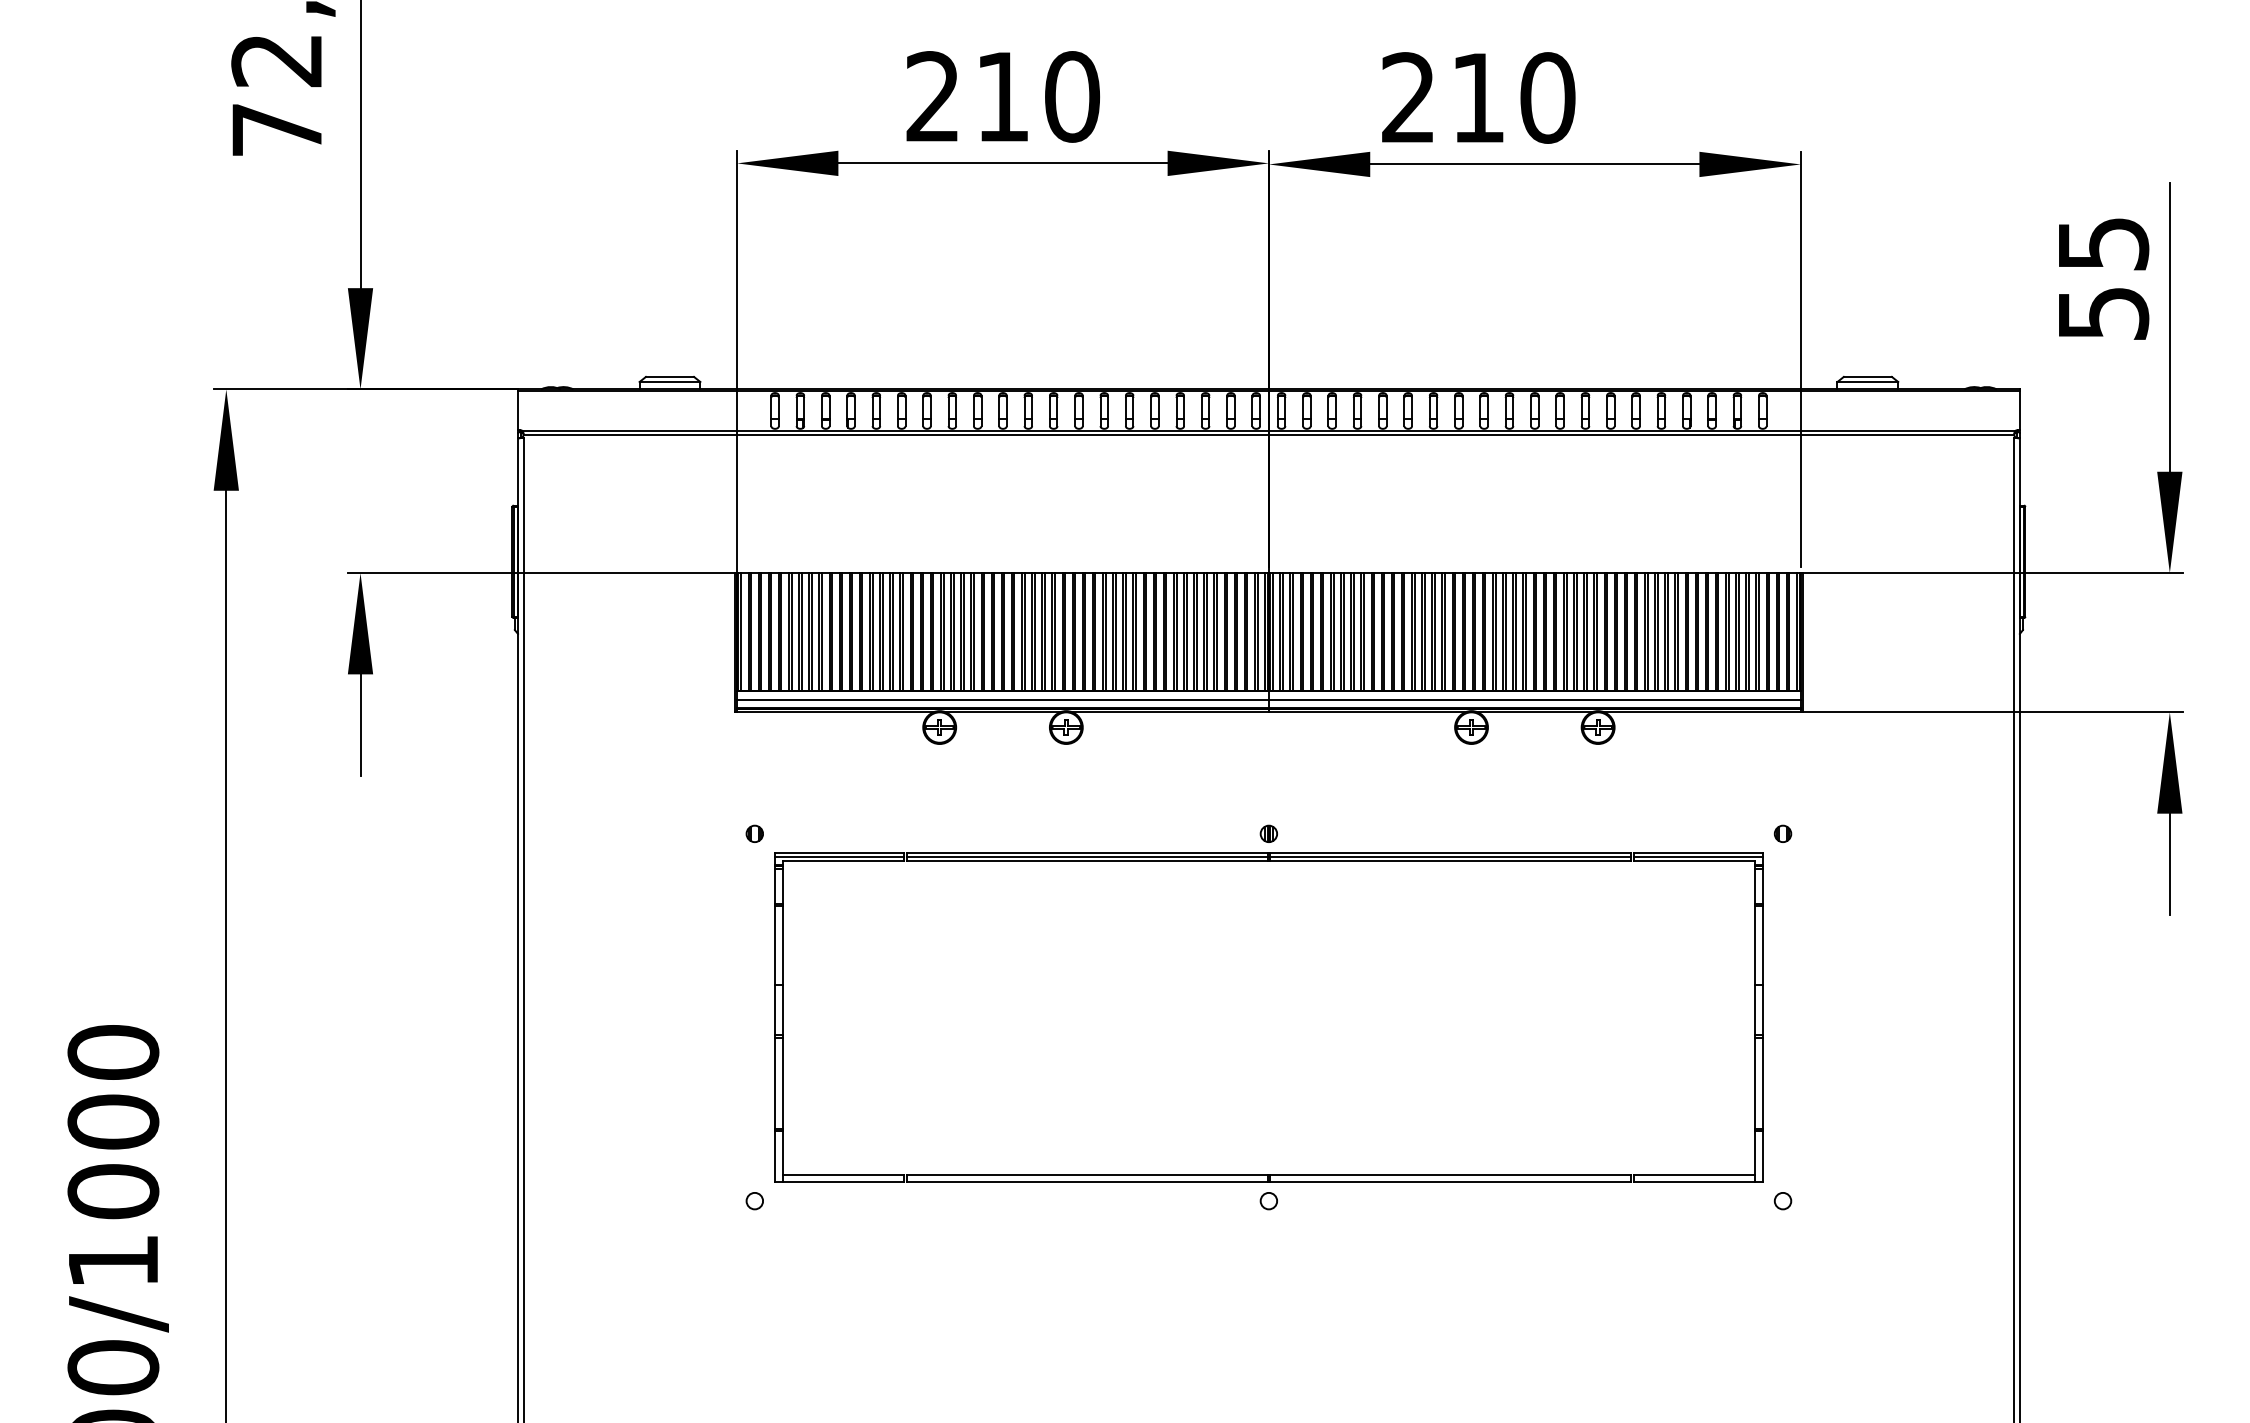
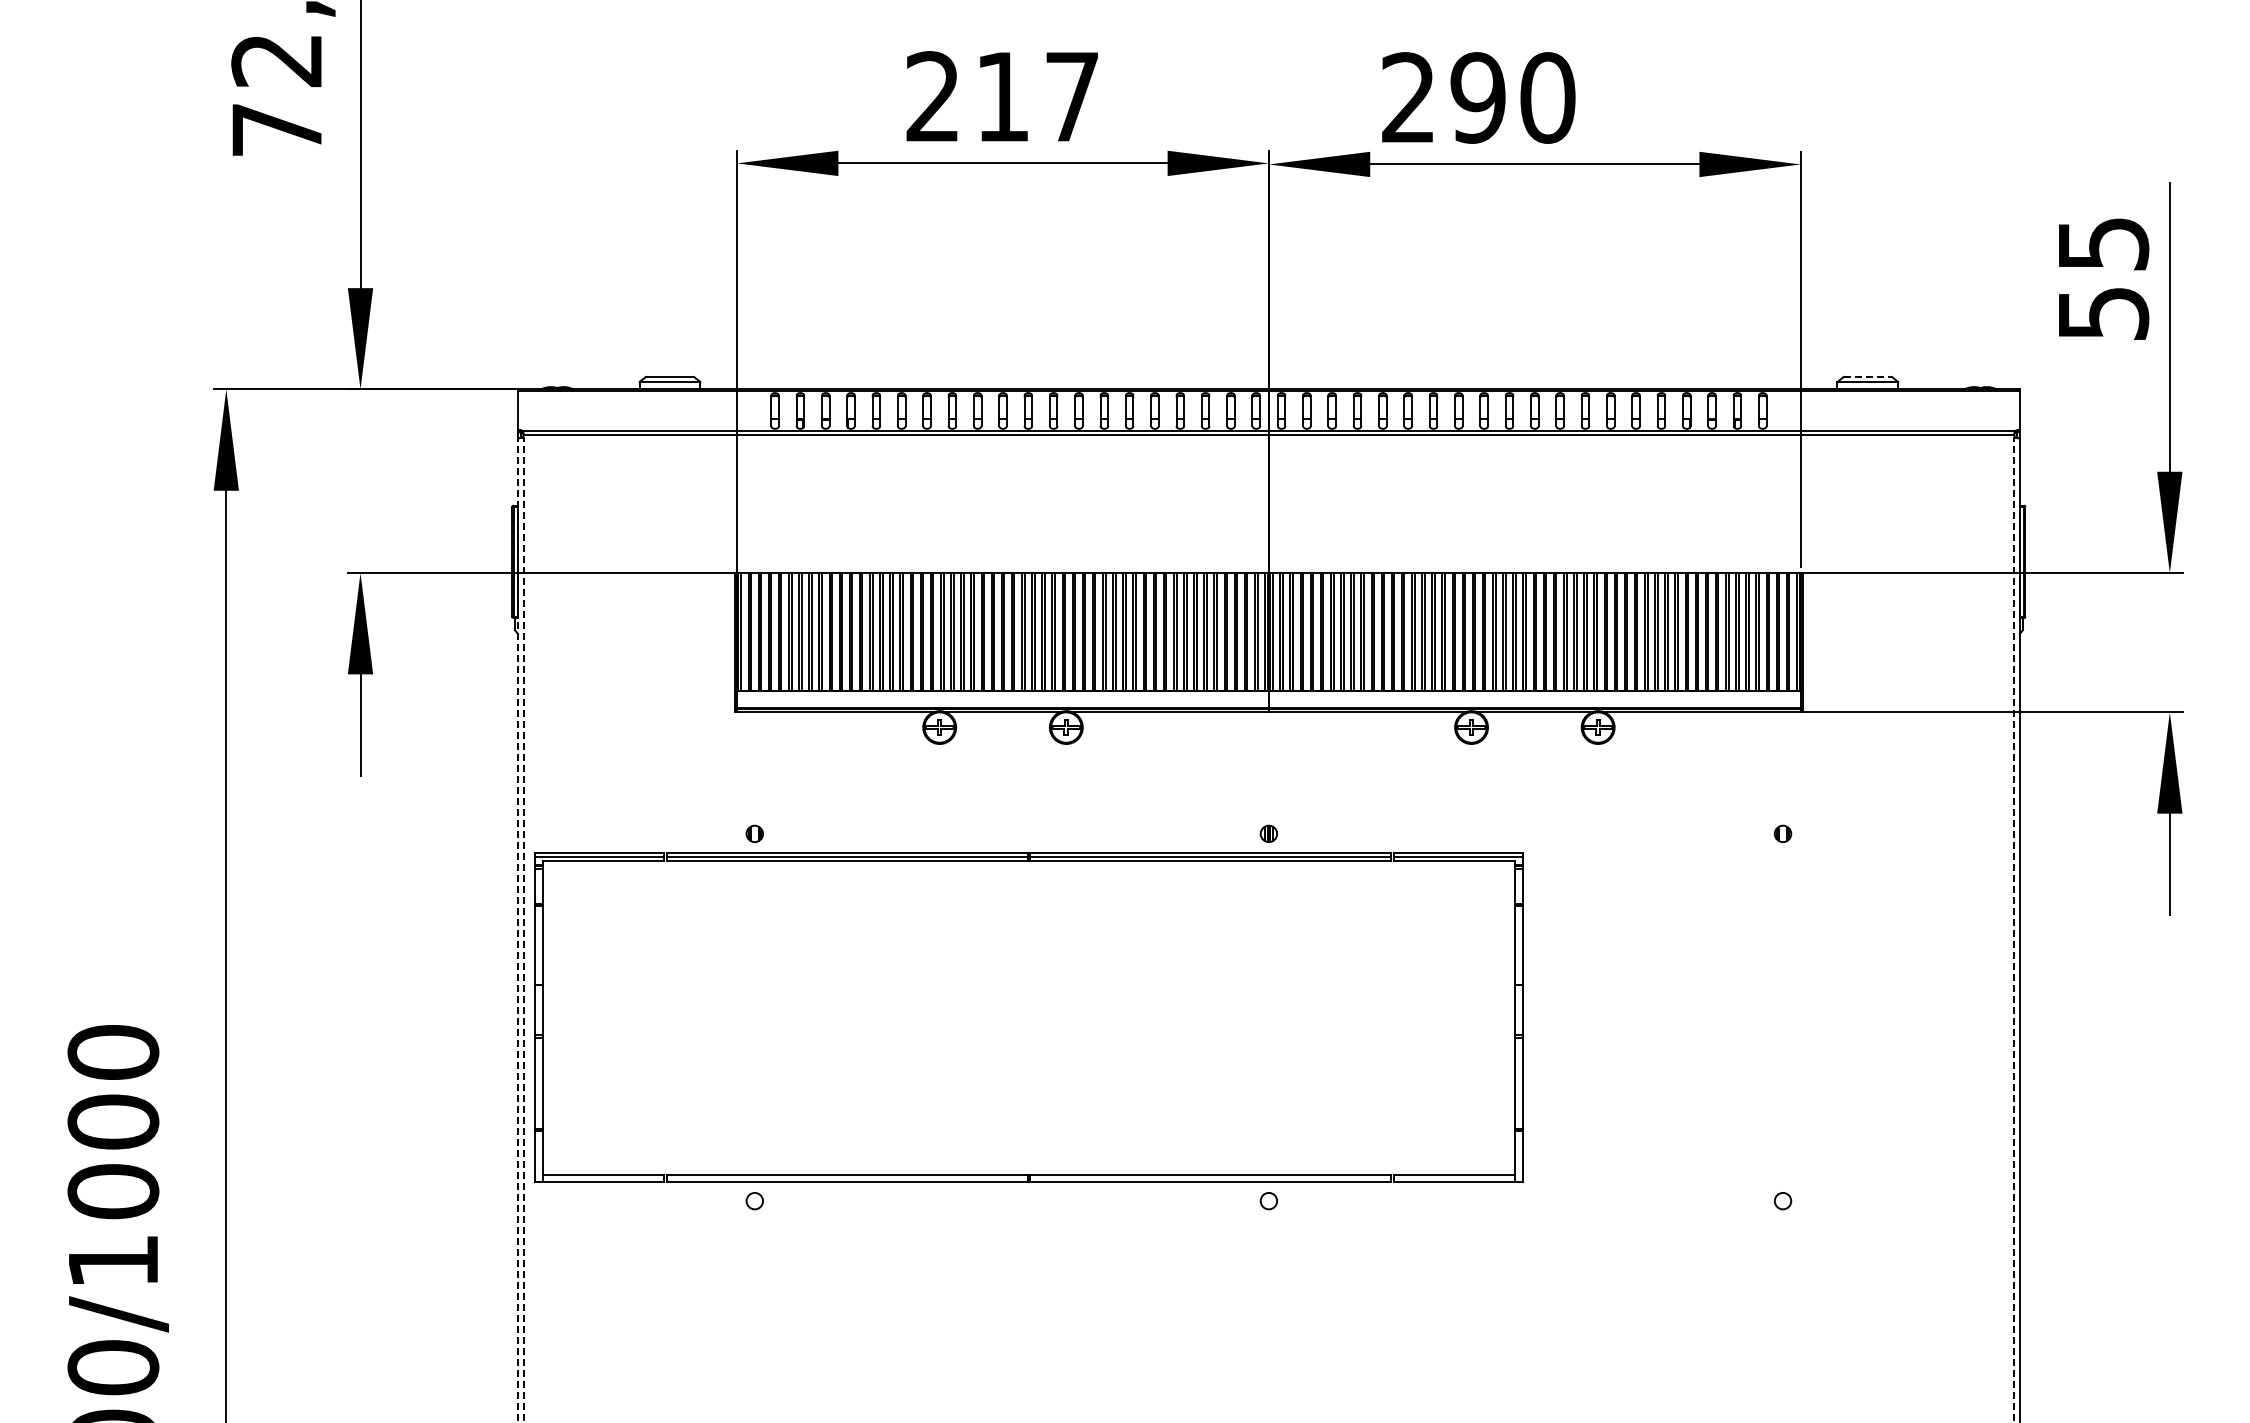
text: 210 -> 217 (1072, 96)
text: 210 -> 290 (1477, 97)
line: solid -> dashed (1868, 376)
line: present -> none (1268, 699)
part position: (1268, 861) -> (1028, 861) (1028, 861)
line: solid -> dashed (518, 929)
line: solid -> dashed (524, 929)
line: solid -> dashed (2013, 929)
